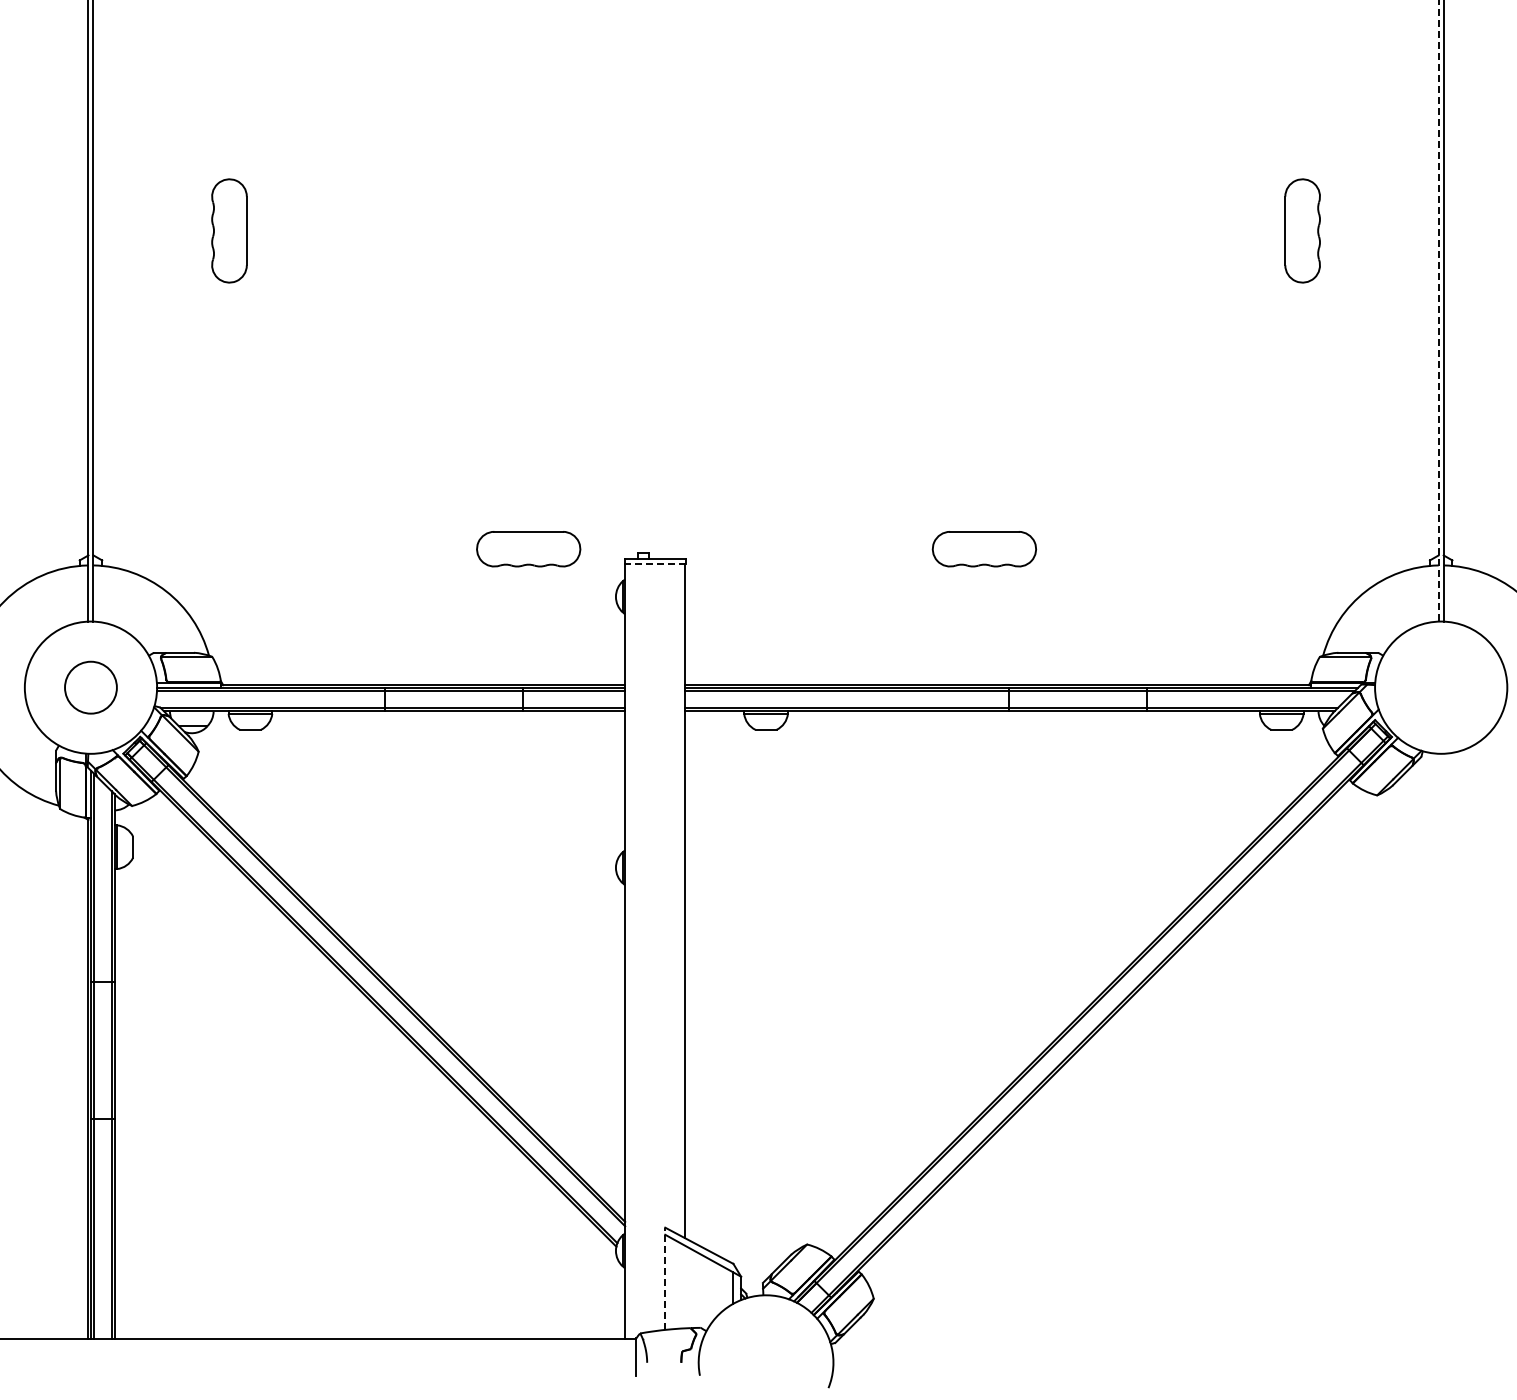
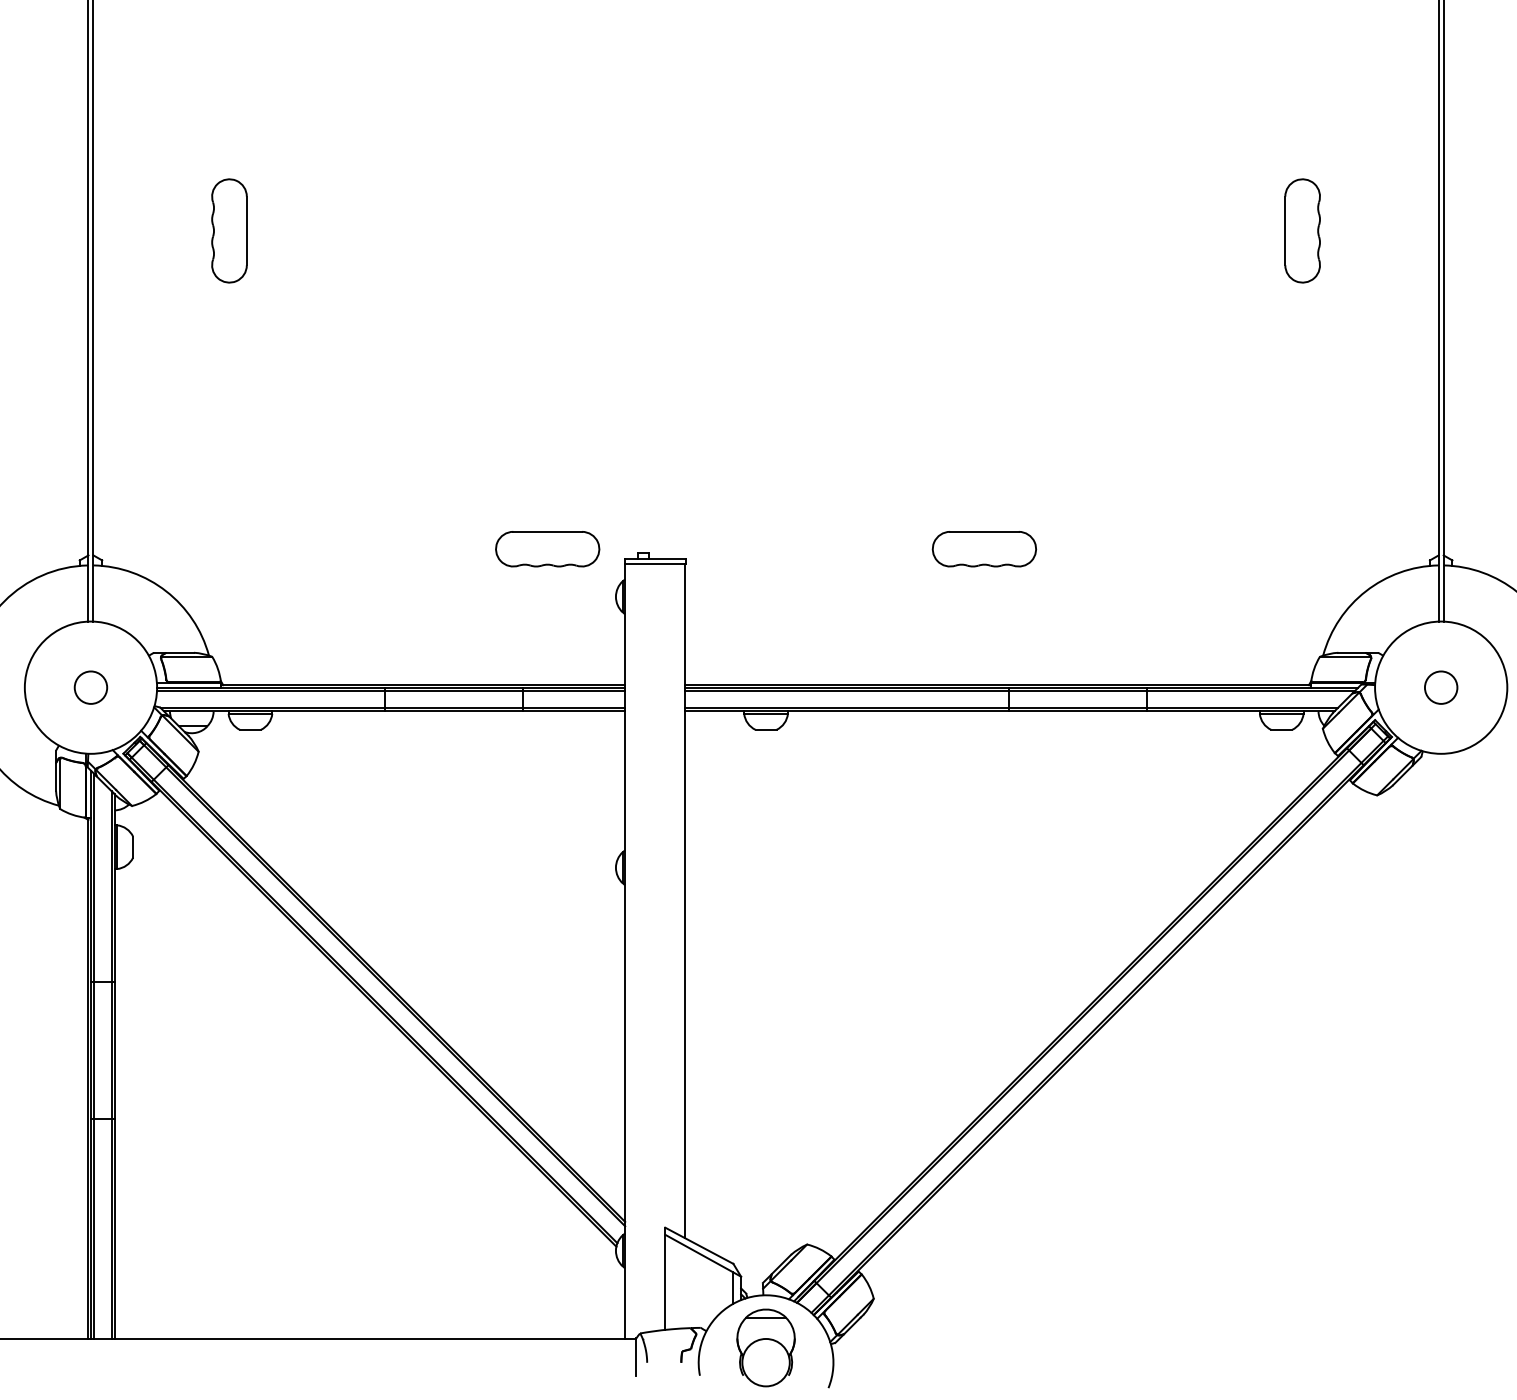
line: dashed -> solid (1438, 311)
part position: (528, 549) -> (547, 549) (547, 549)
line: dashed -> solid (654, 564)
circle diameter: 52 px -> 32 px (90, 687)
circle: none -> present (1441, 687)
line: dashed -> solid (665, 1278)
part: none -> present (765, 1347)
